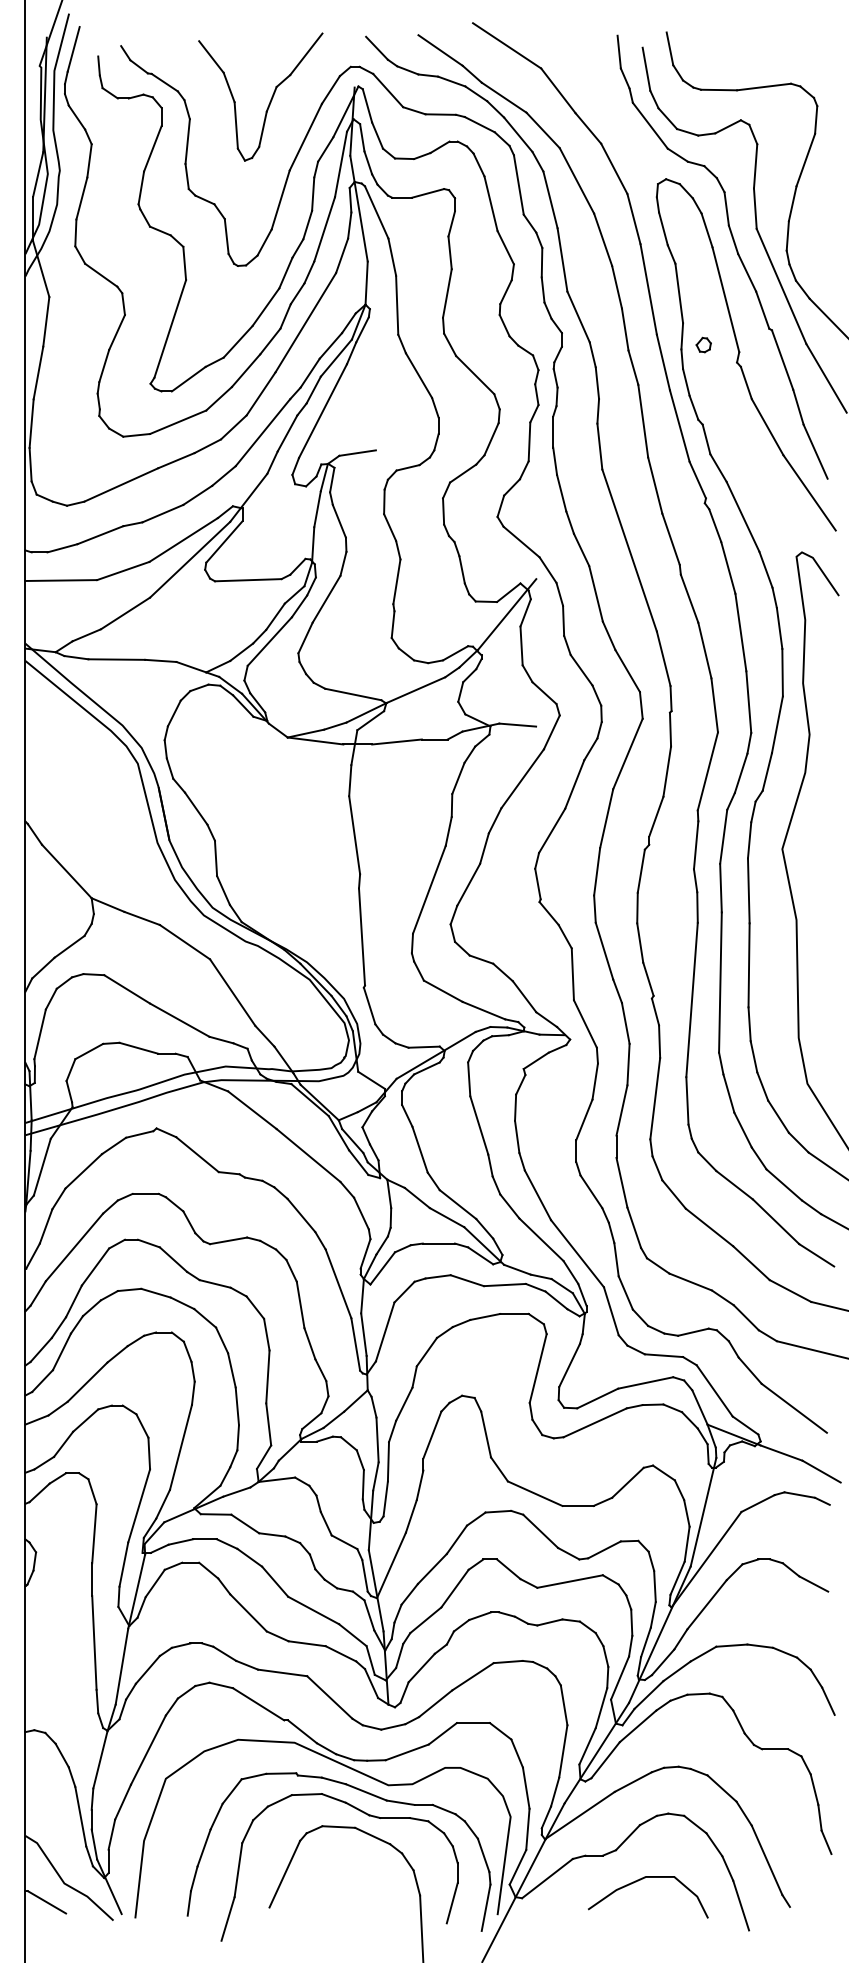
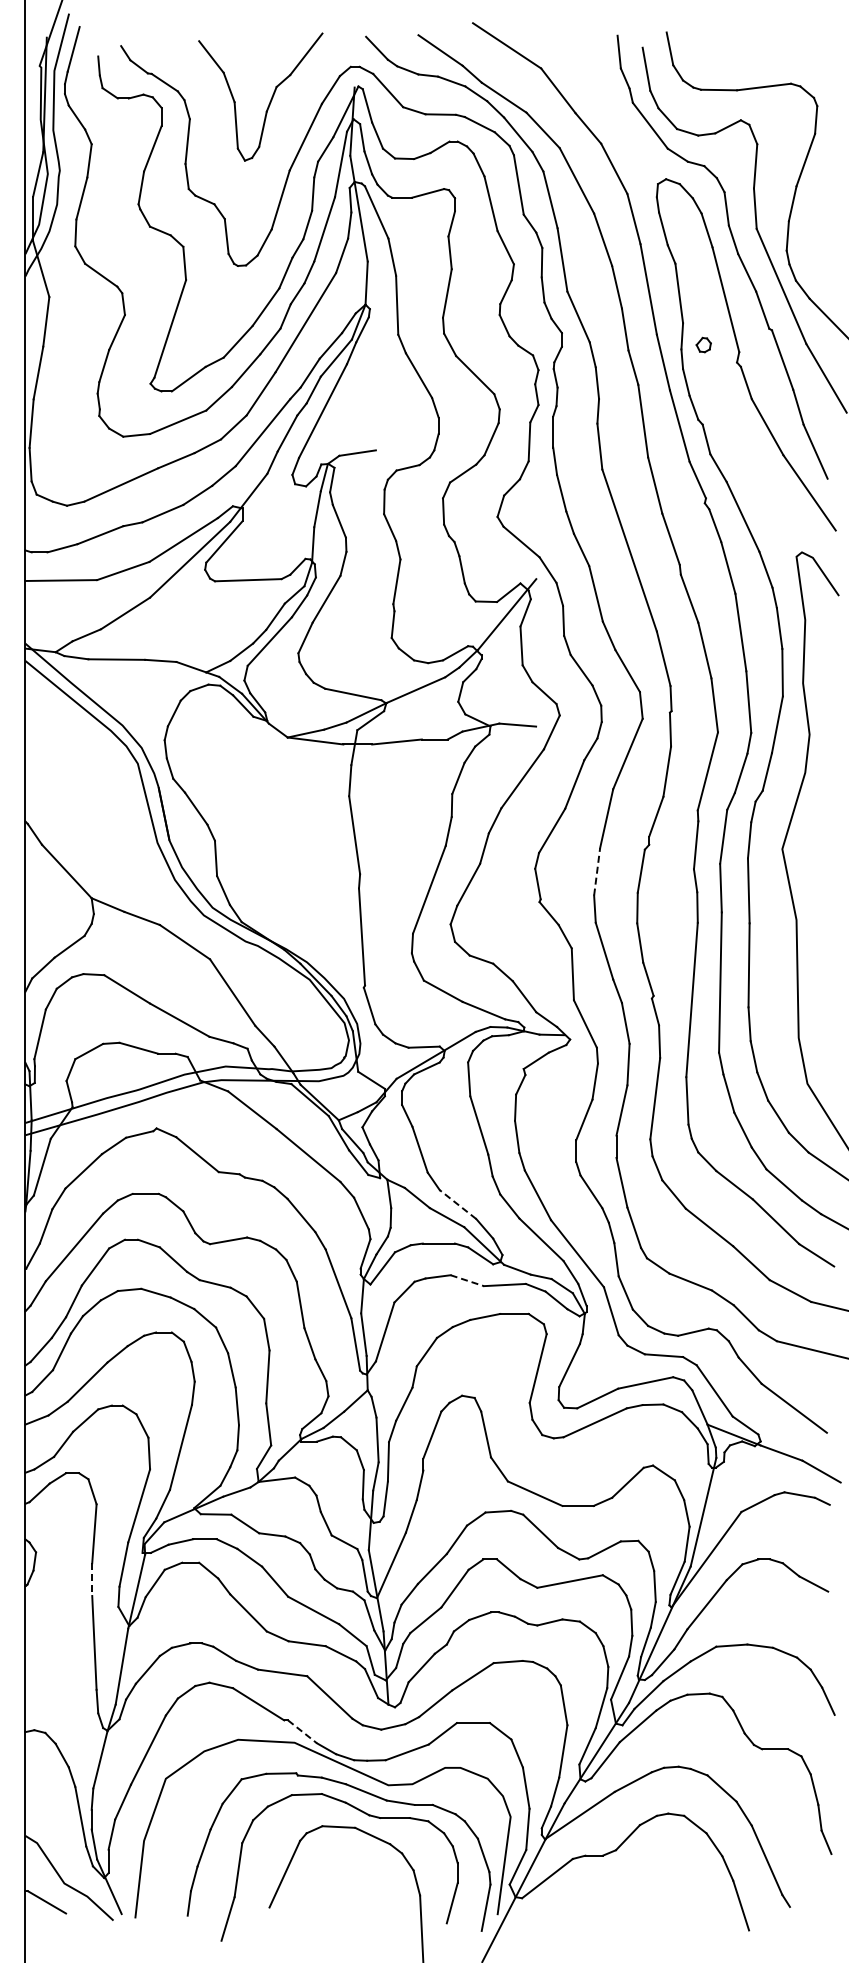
line: solid -> dashed (597, 871)
line: solid -> dashed (457, 1204)
line: solid -> dashed (467, 1280)
line: solid -> dashed (92, 1580)
line: solid -> dashed (302, 1732)
curve: present -> none (643, 1879)
